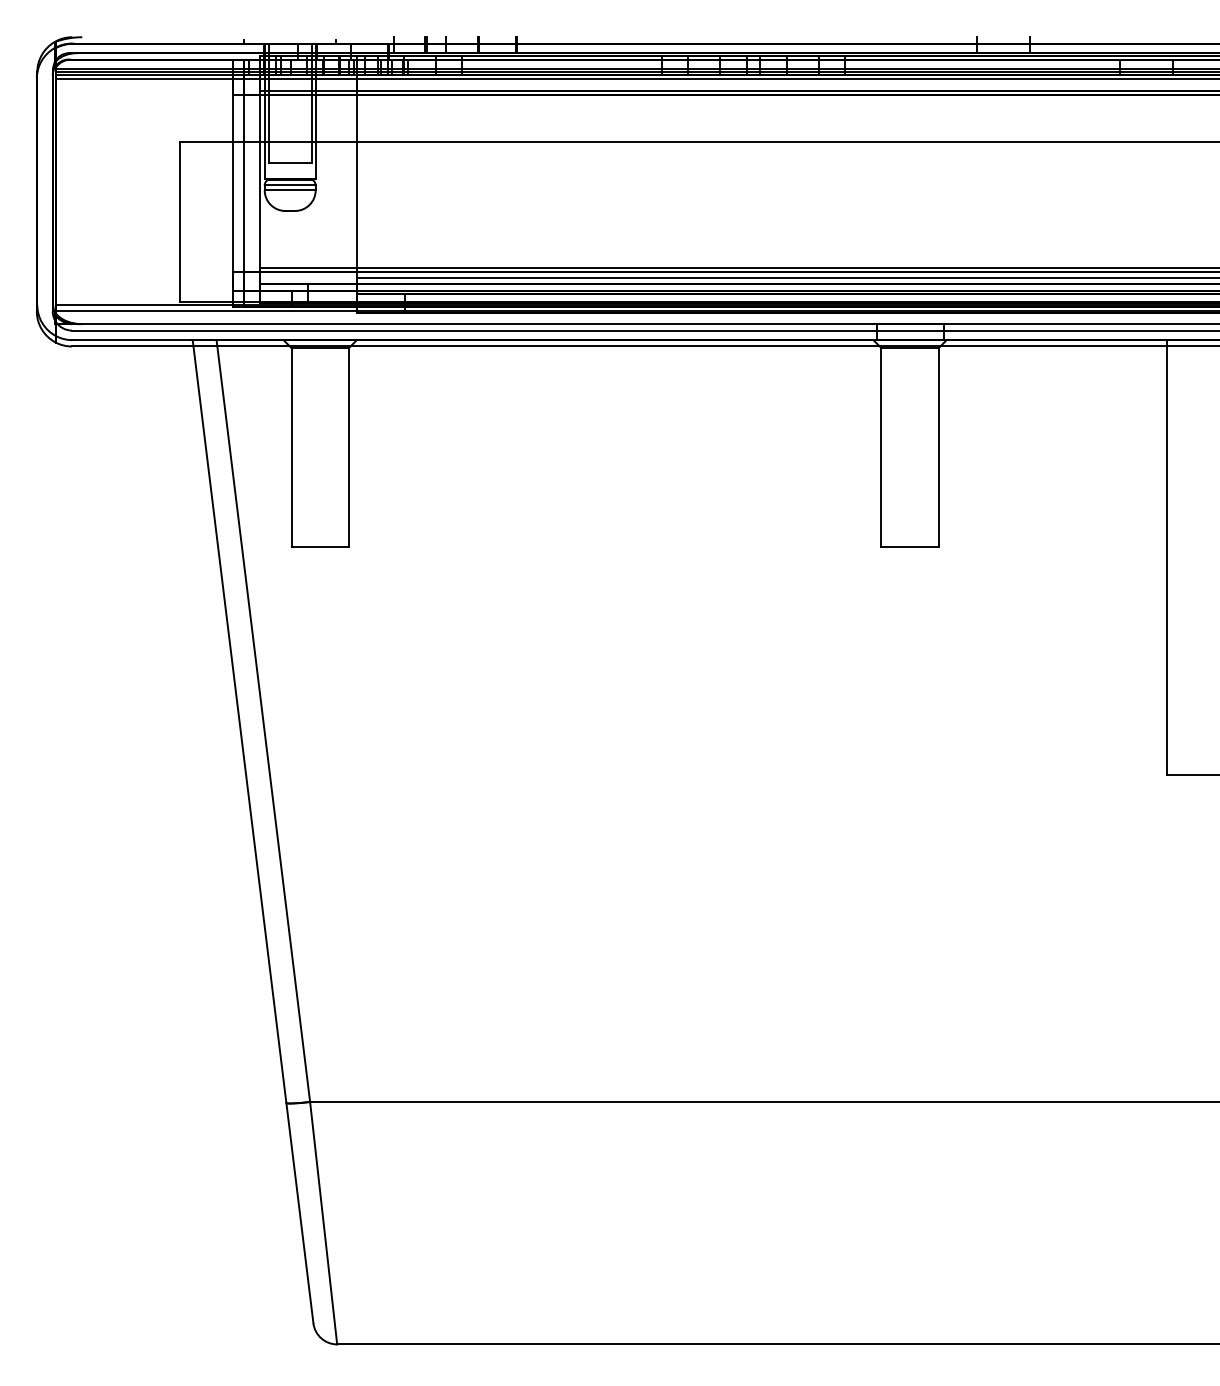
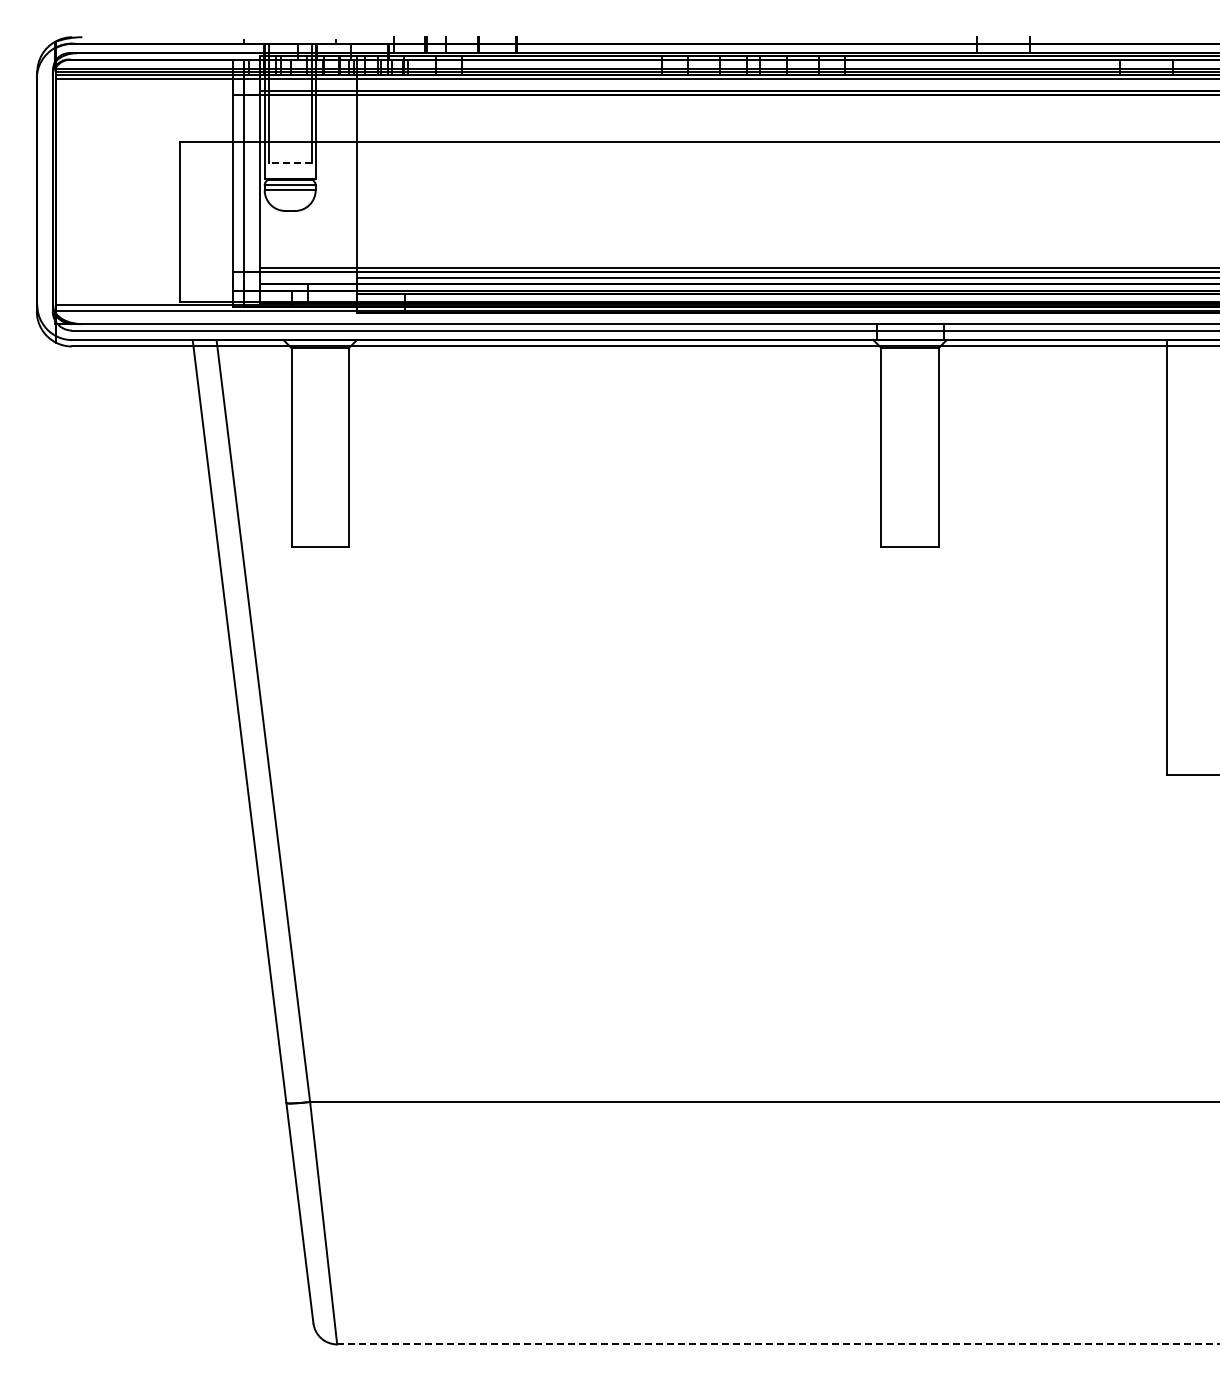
line: solid -> dashed (290, 163)
line: solid -> dashed (779, 1344)
